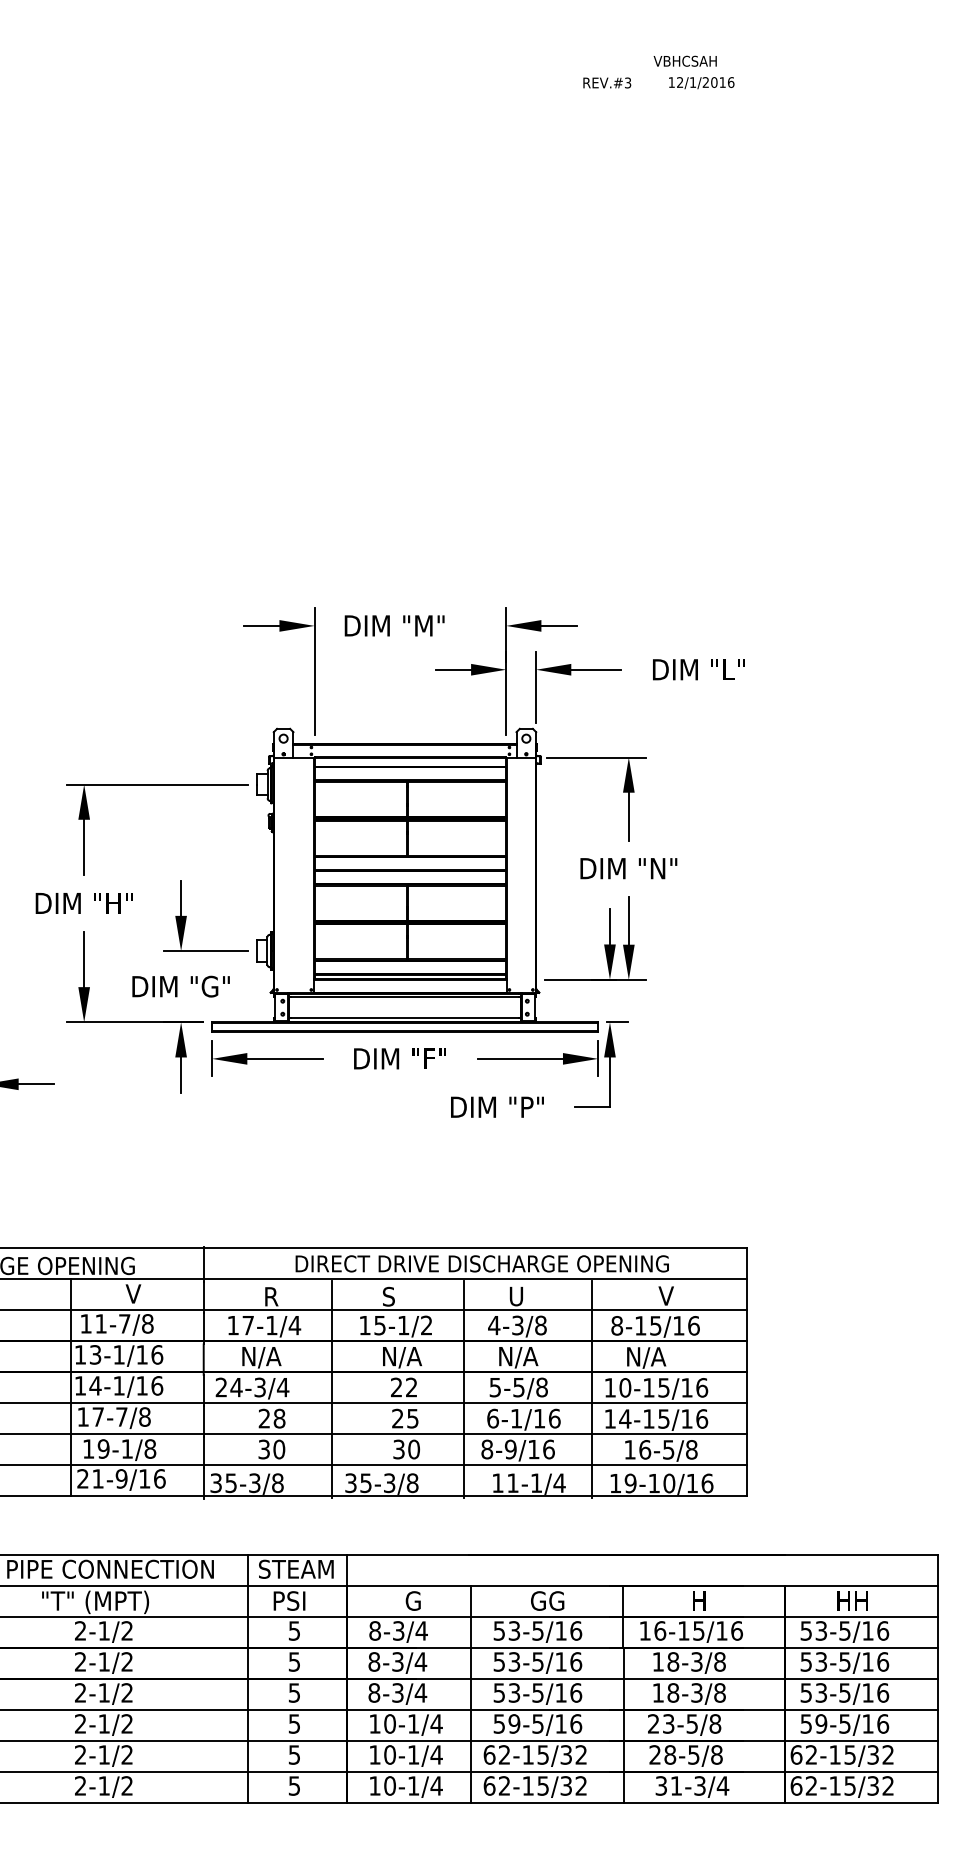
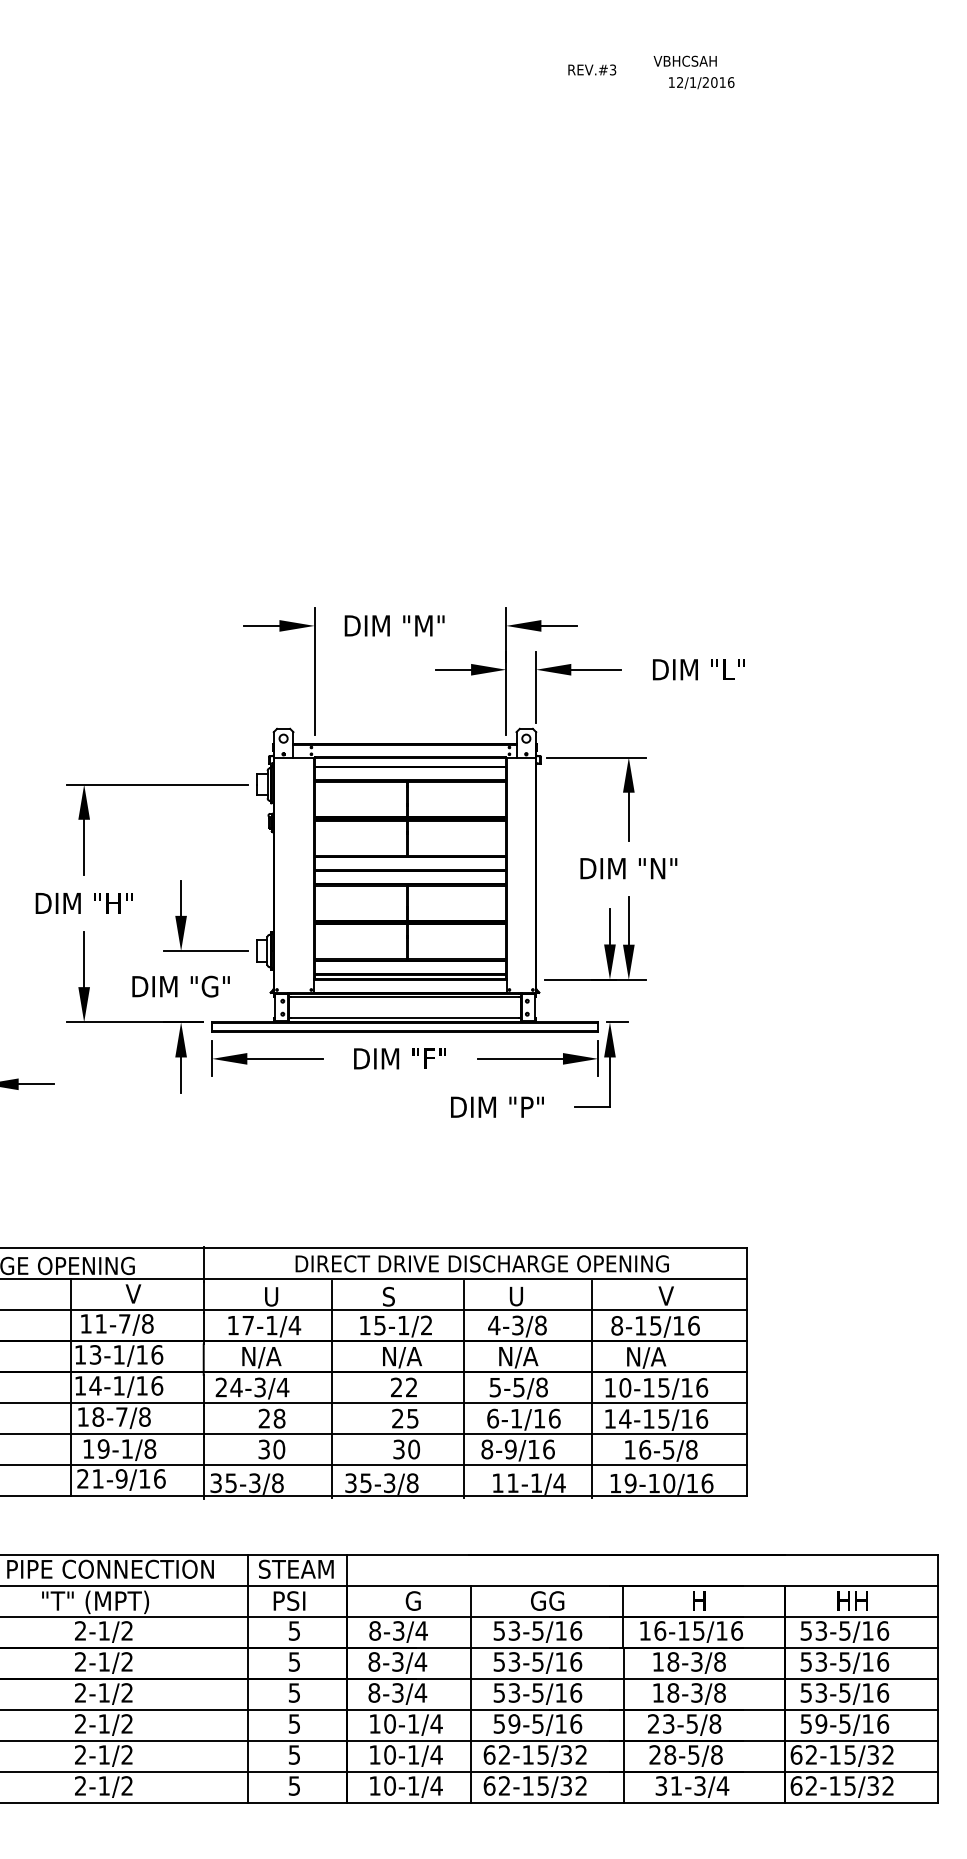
text position: (607, 82) -> (592, 69) (592, 69)
text: R -> U (271, 1296)
text: 17-7/8 -> 18-7/8 (98, 1416)
